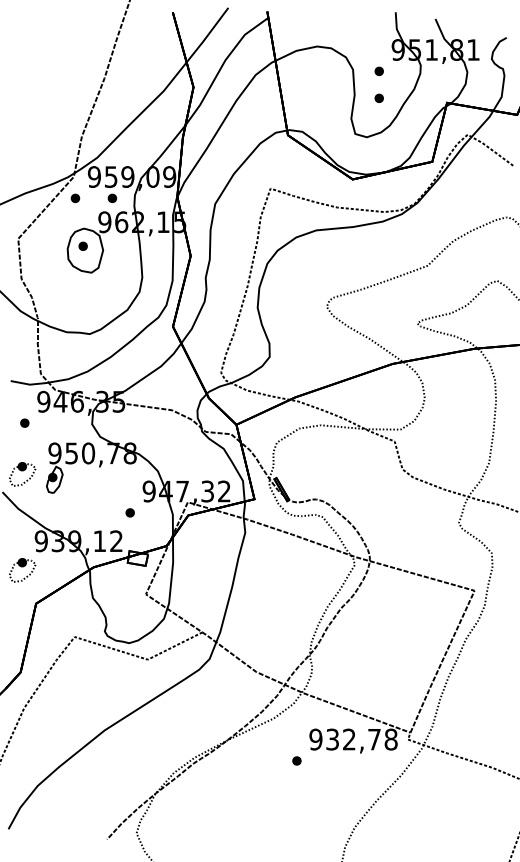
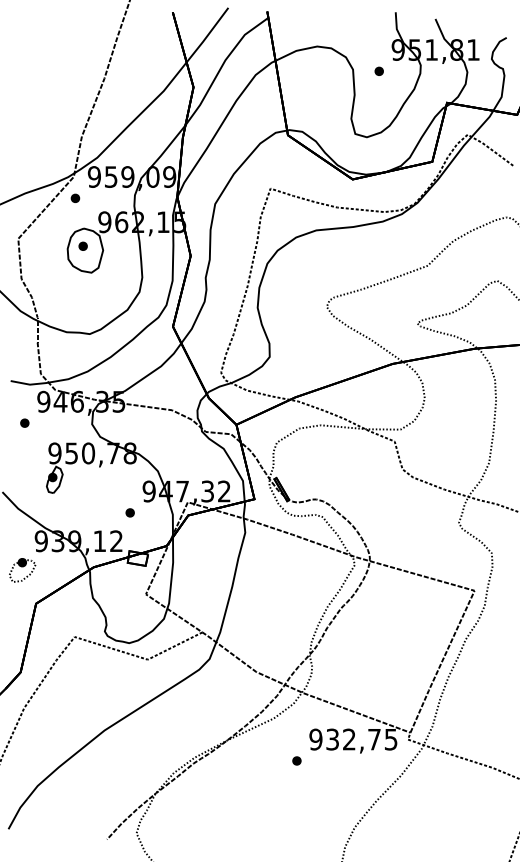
part: present -> none (378, 97)
part: present -> none (112, 197)
part: present -> none (22, 474)
text: 932,78 -> 932,75 (390, 739)
